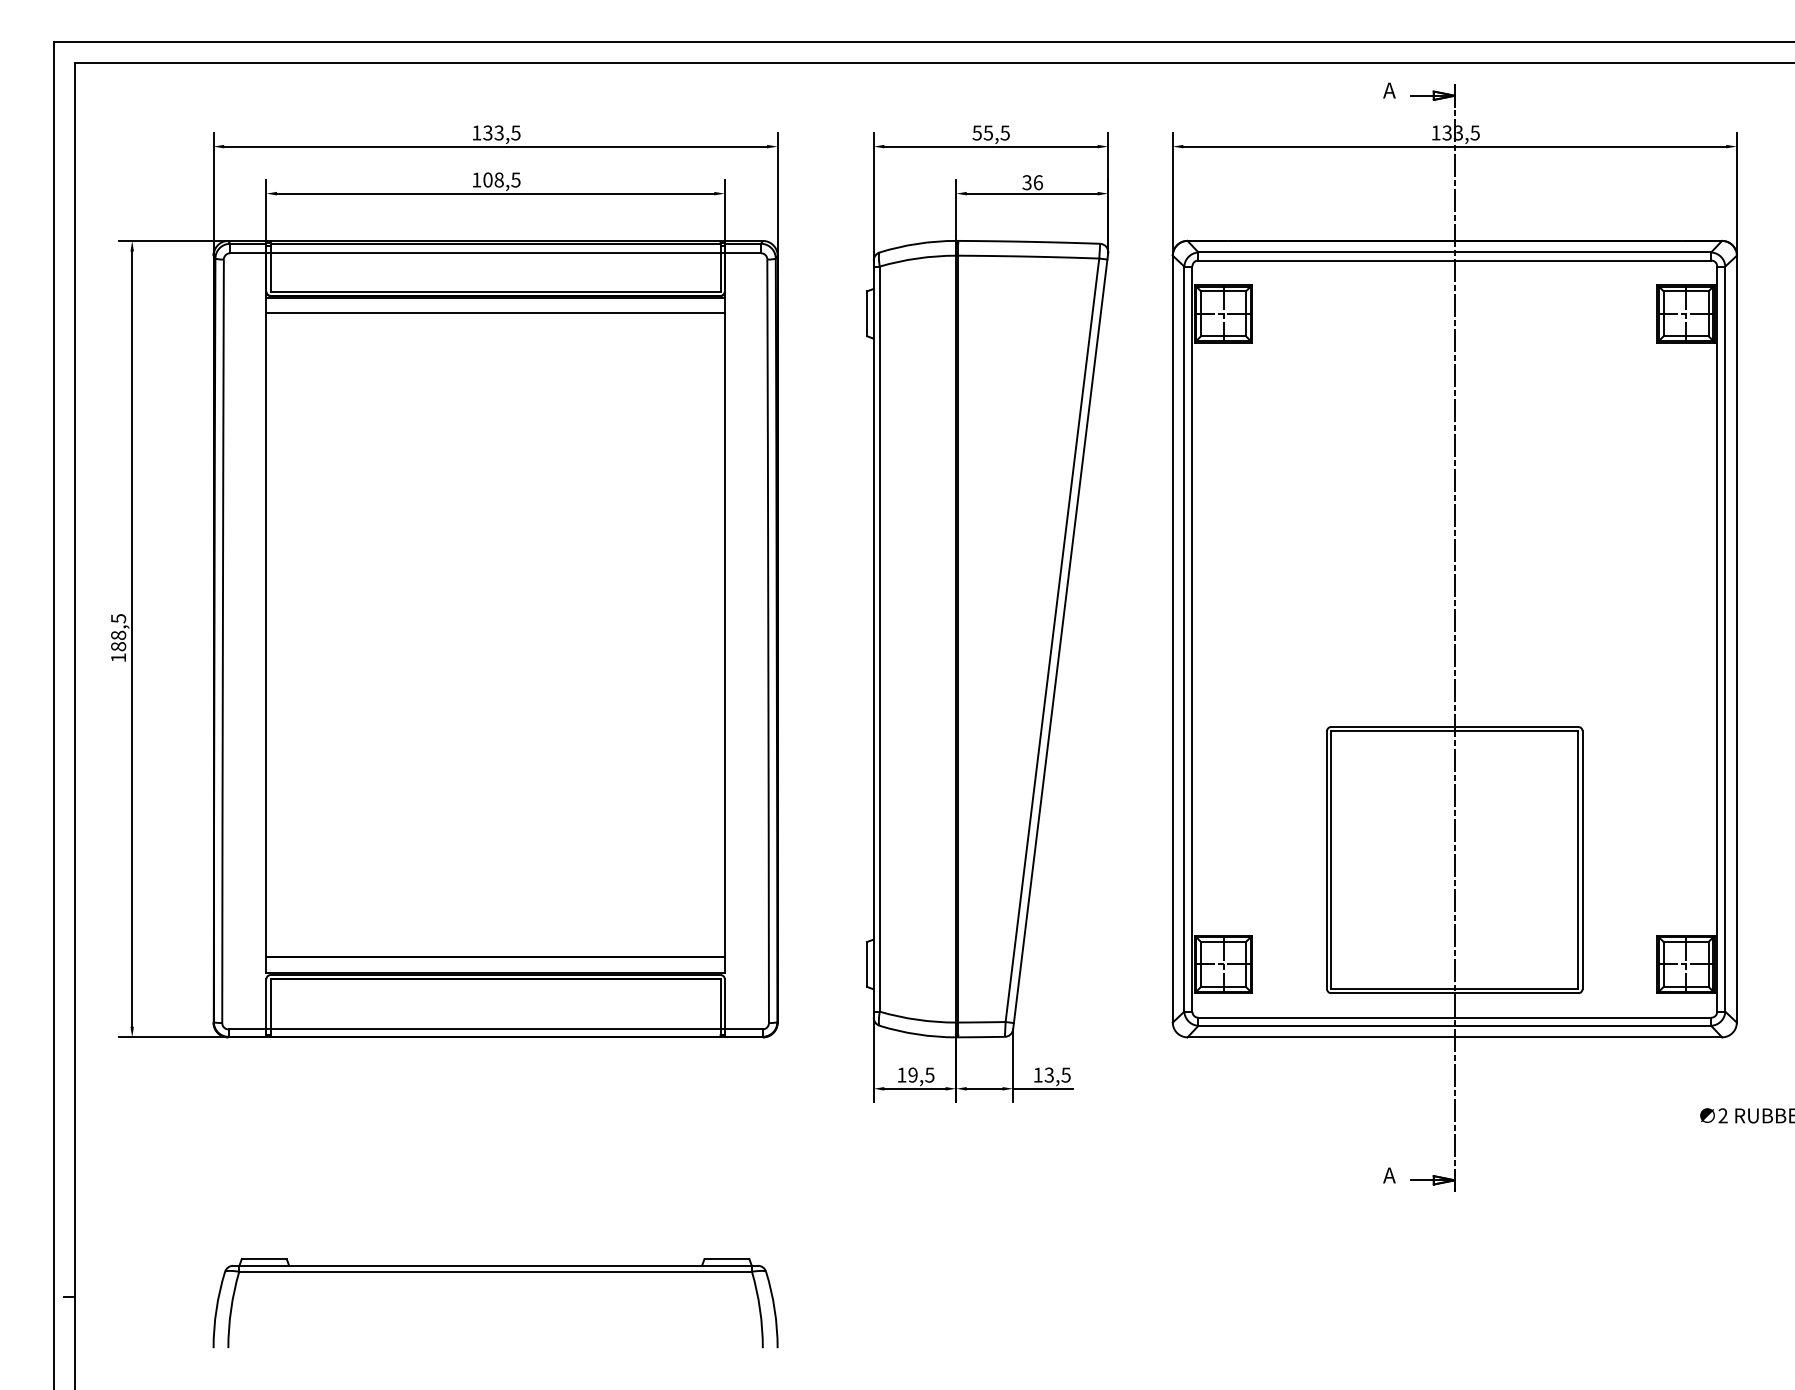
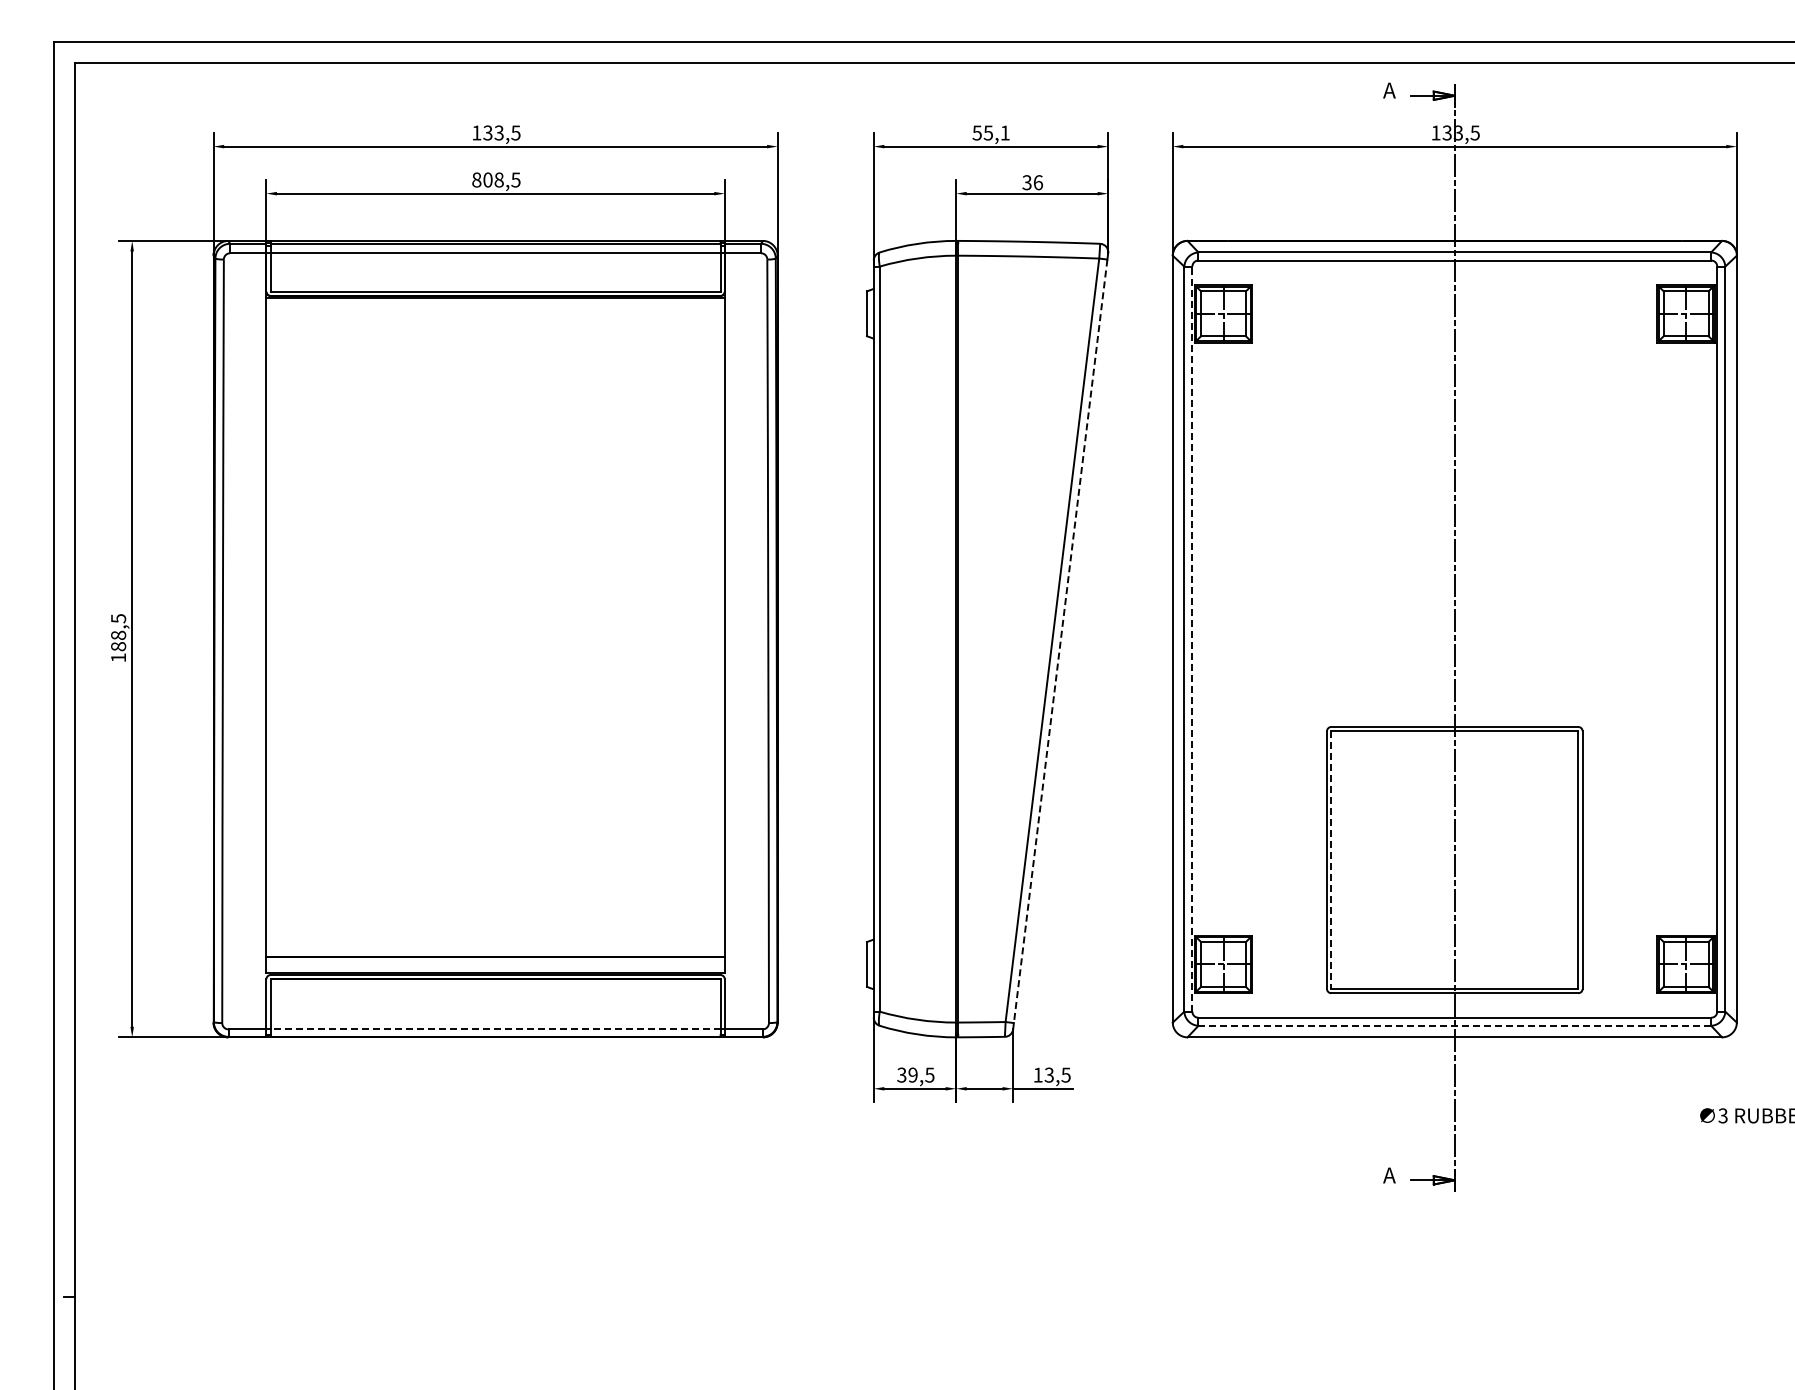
text: 55,5 -> 55,1 (1004, 132)
text: 108,5 -> 808,5 (476, 179)
line: present -> none (495, 312)
line: solid -> dashed (1192, 639)
line: solid -> dashed (1060, 641)
line: solid -> dashed (1331, 860)
line: solid -> dashed (1455, 1025)
line: solid -> dashed (495, 1029)
text: 19,5 -> 39,5 (901, 1074)
text: 2 -> 3 (1722, 1116)
part: present -> none (495, 1272)
